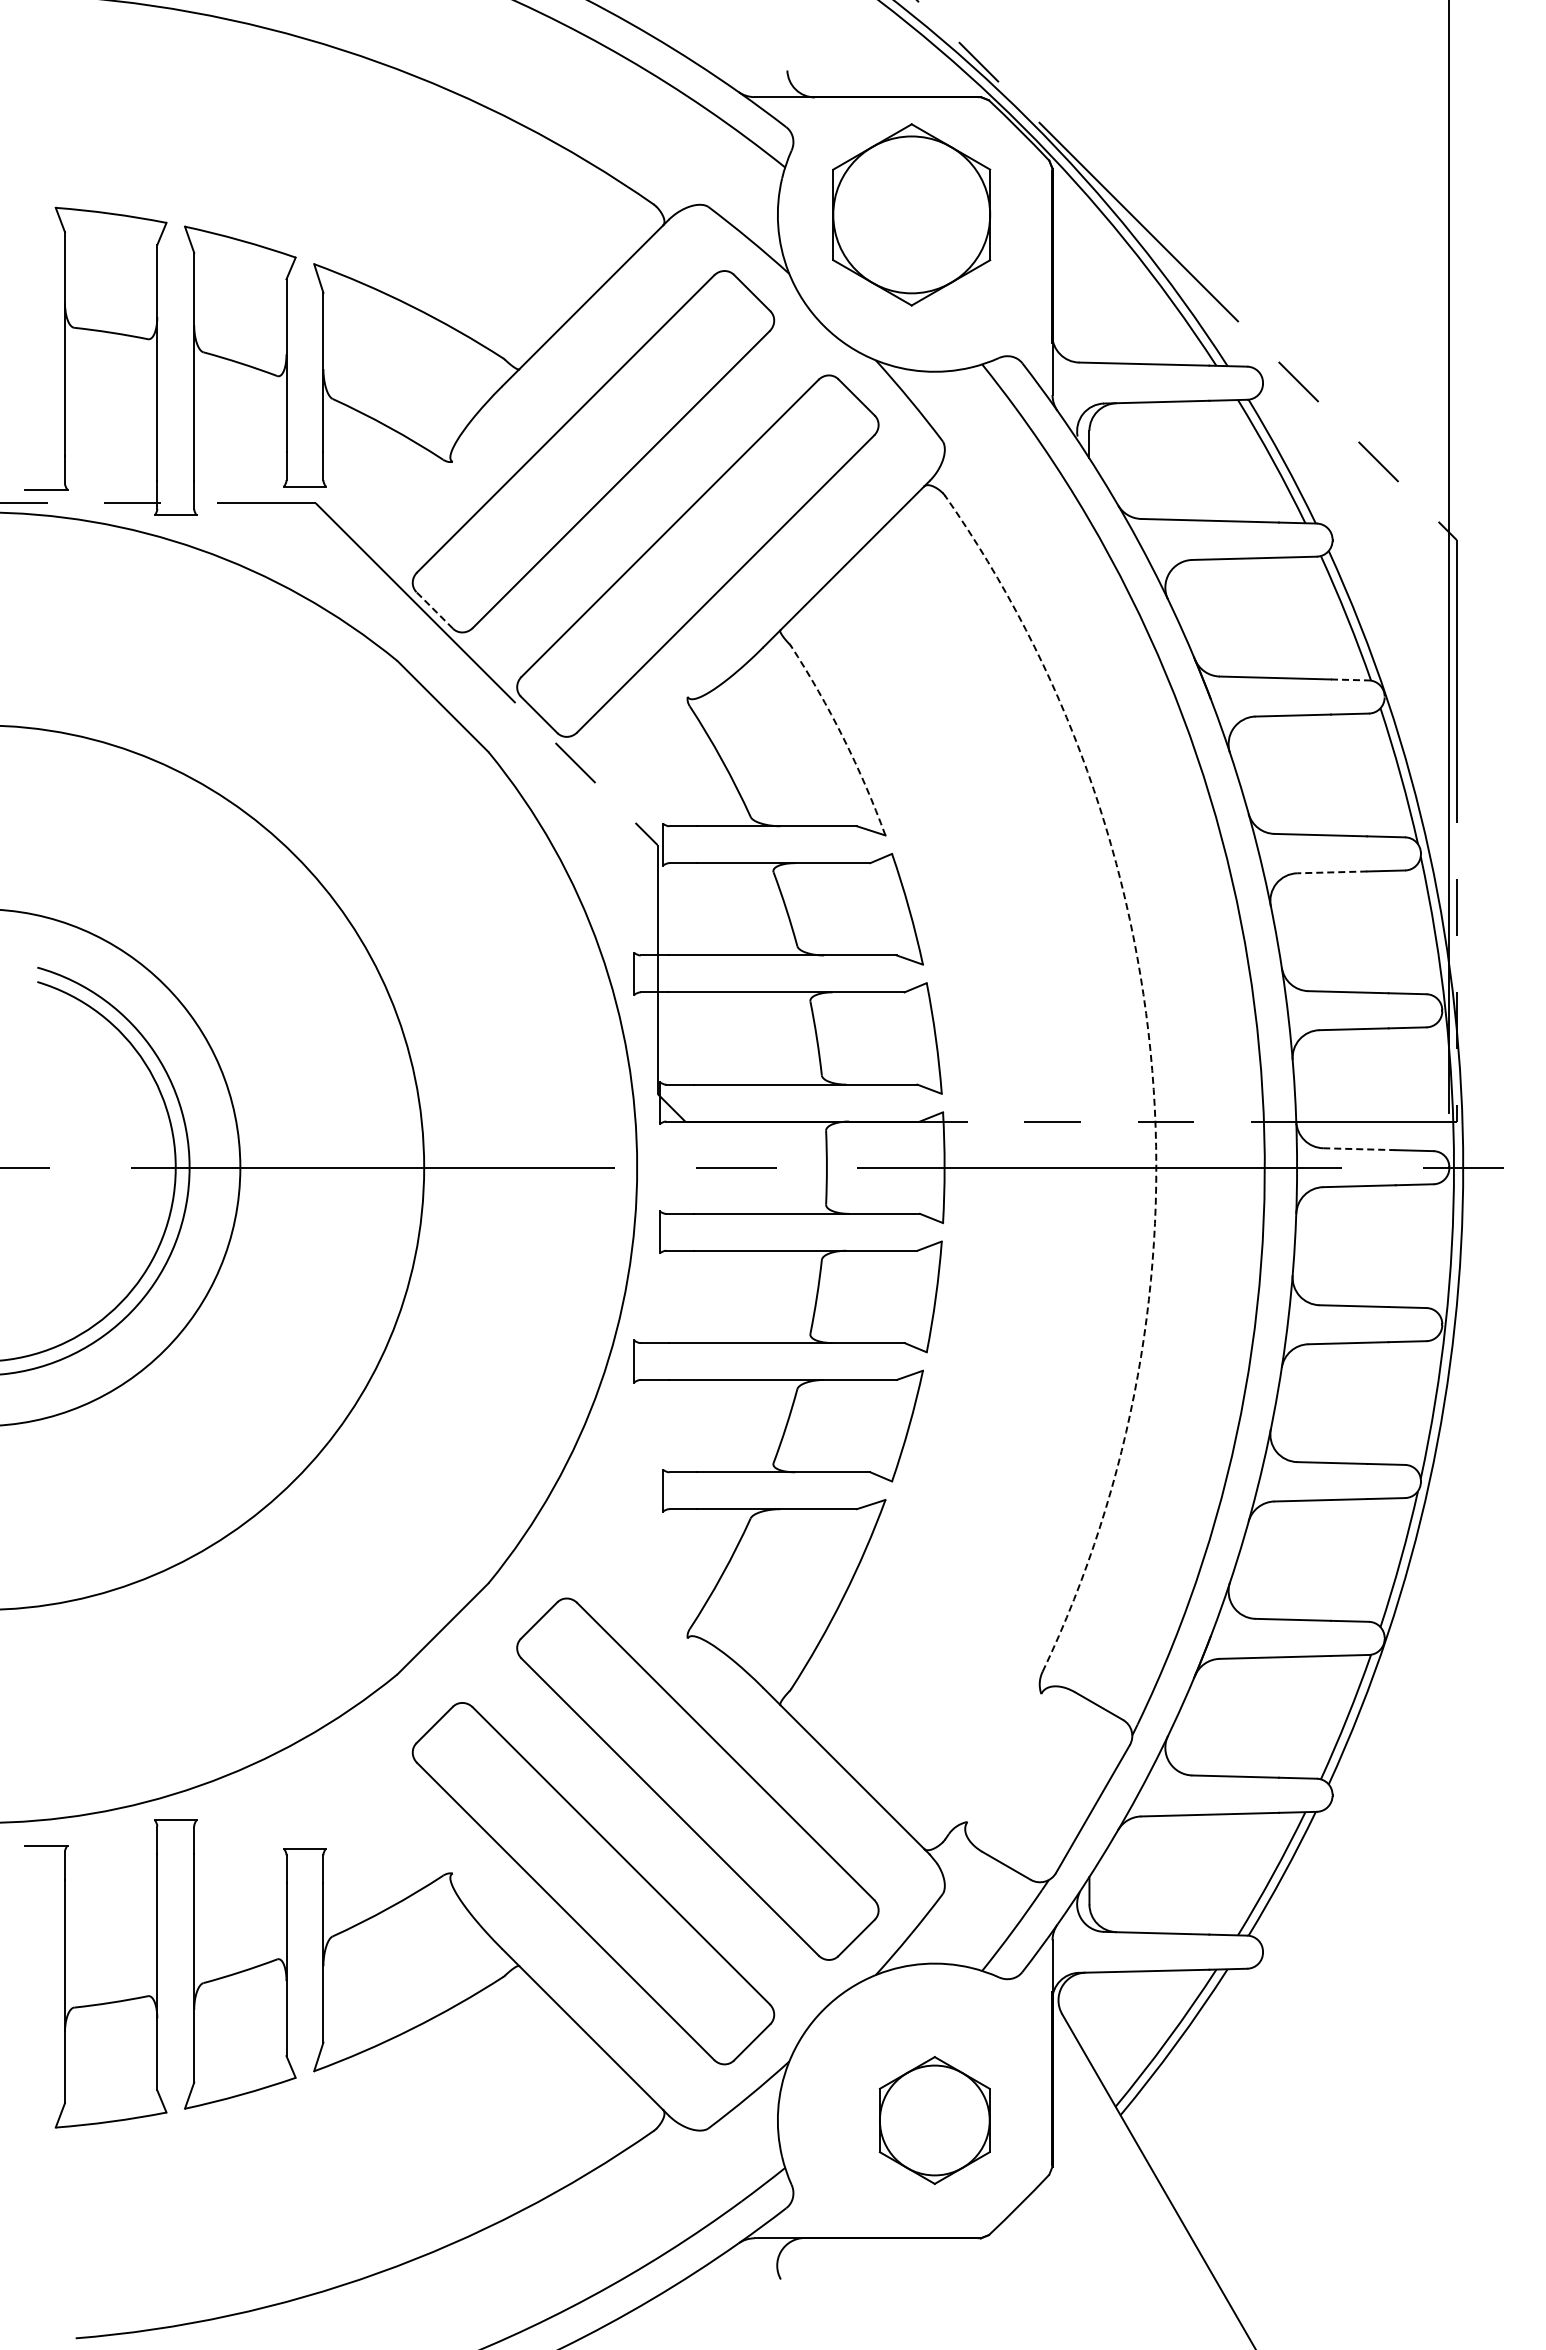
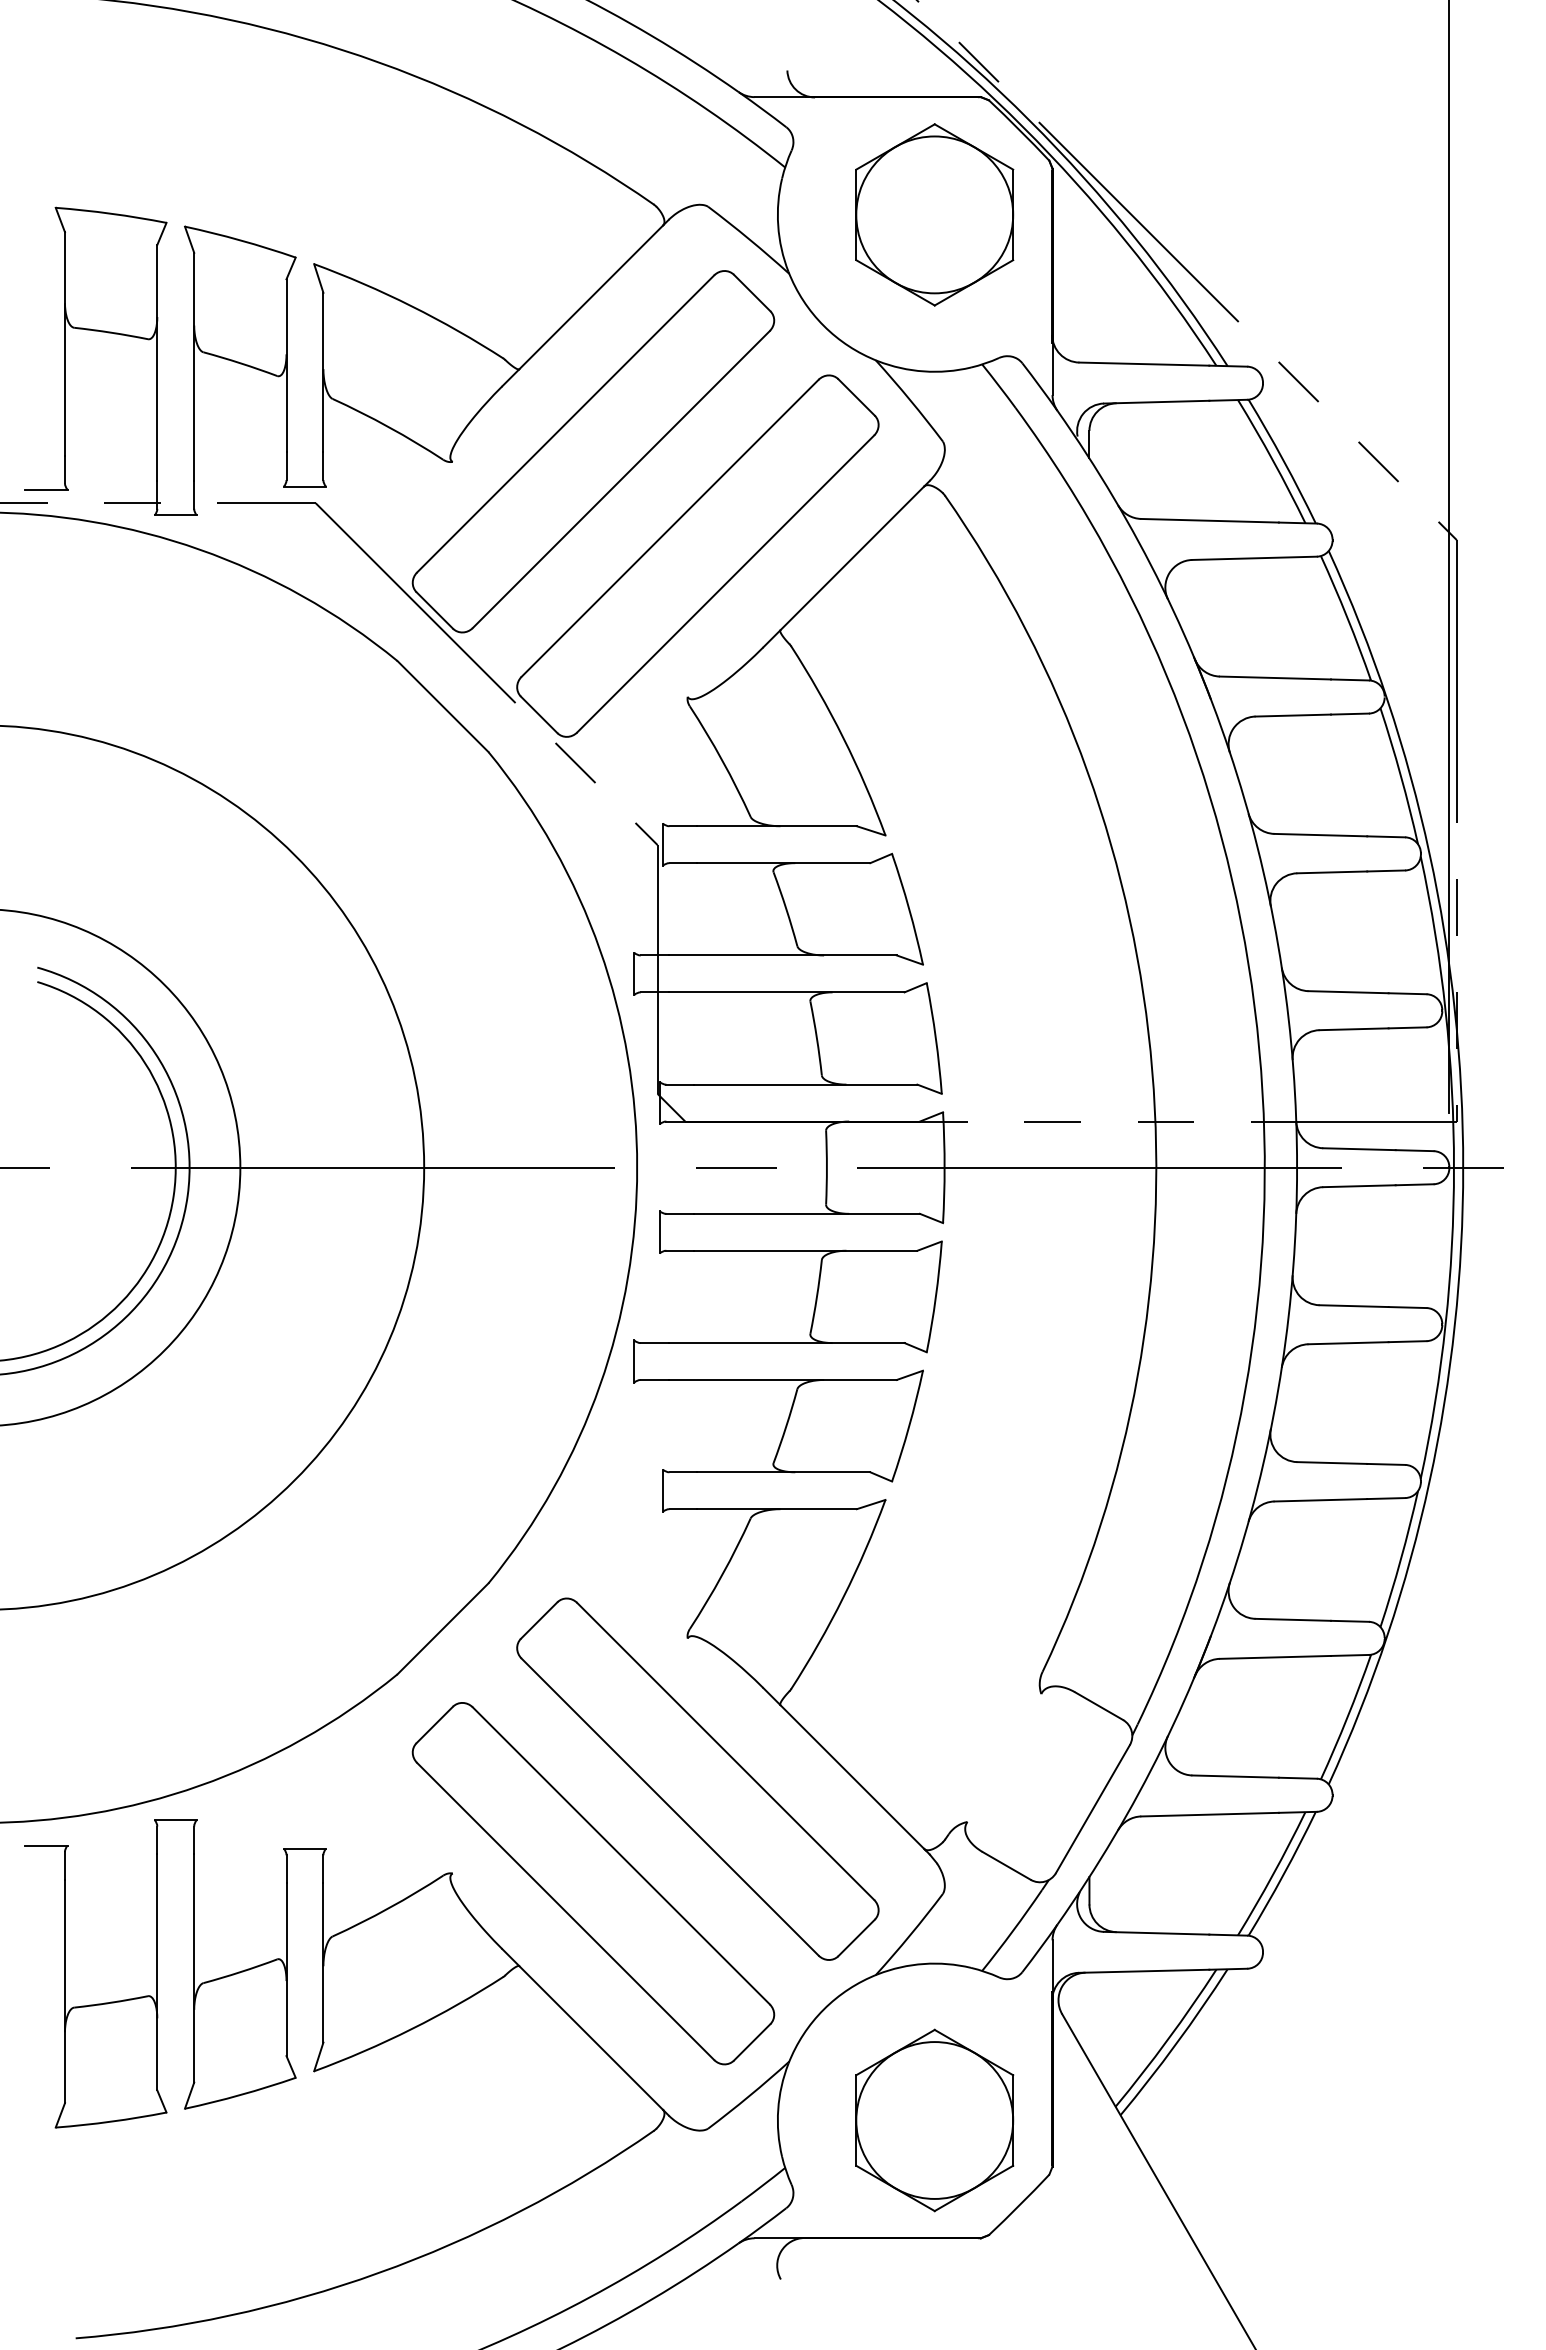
part position: (911, 214) -> (934, 214) (934, 214)
line: dashed -> solid (434, 610)
line: dashed -> solid (1349, 679)
arc: dashed -> solid (843, 738)
line: dashed -> solid (1332, 872)
arc: dashed -> solid (1152, 1070)
line: dashed -> solid (1359, 1149)
part size: 113x129 px -> 160x185 px (934, 2120)
